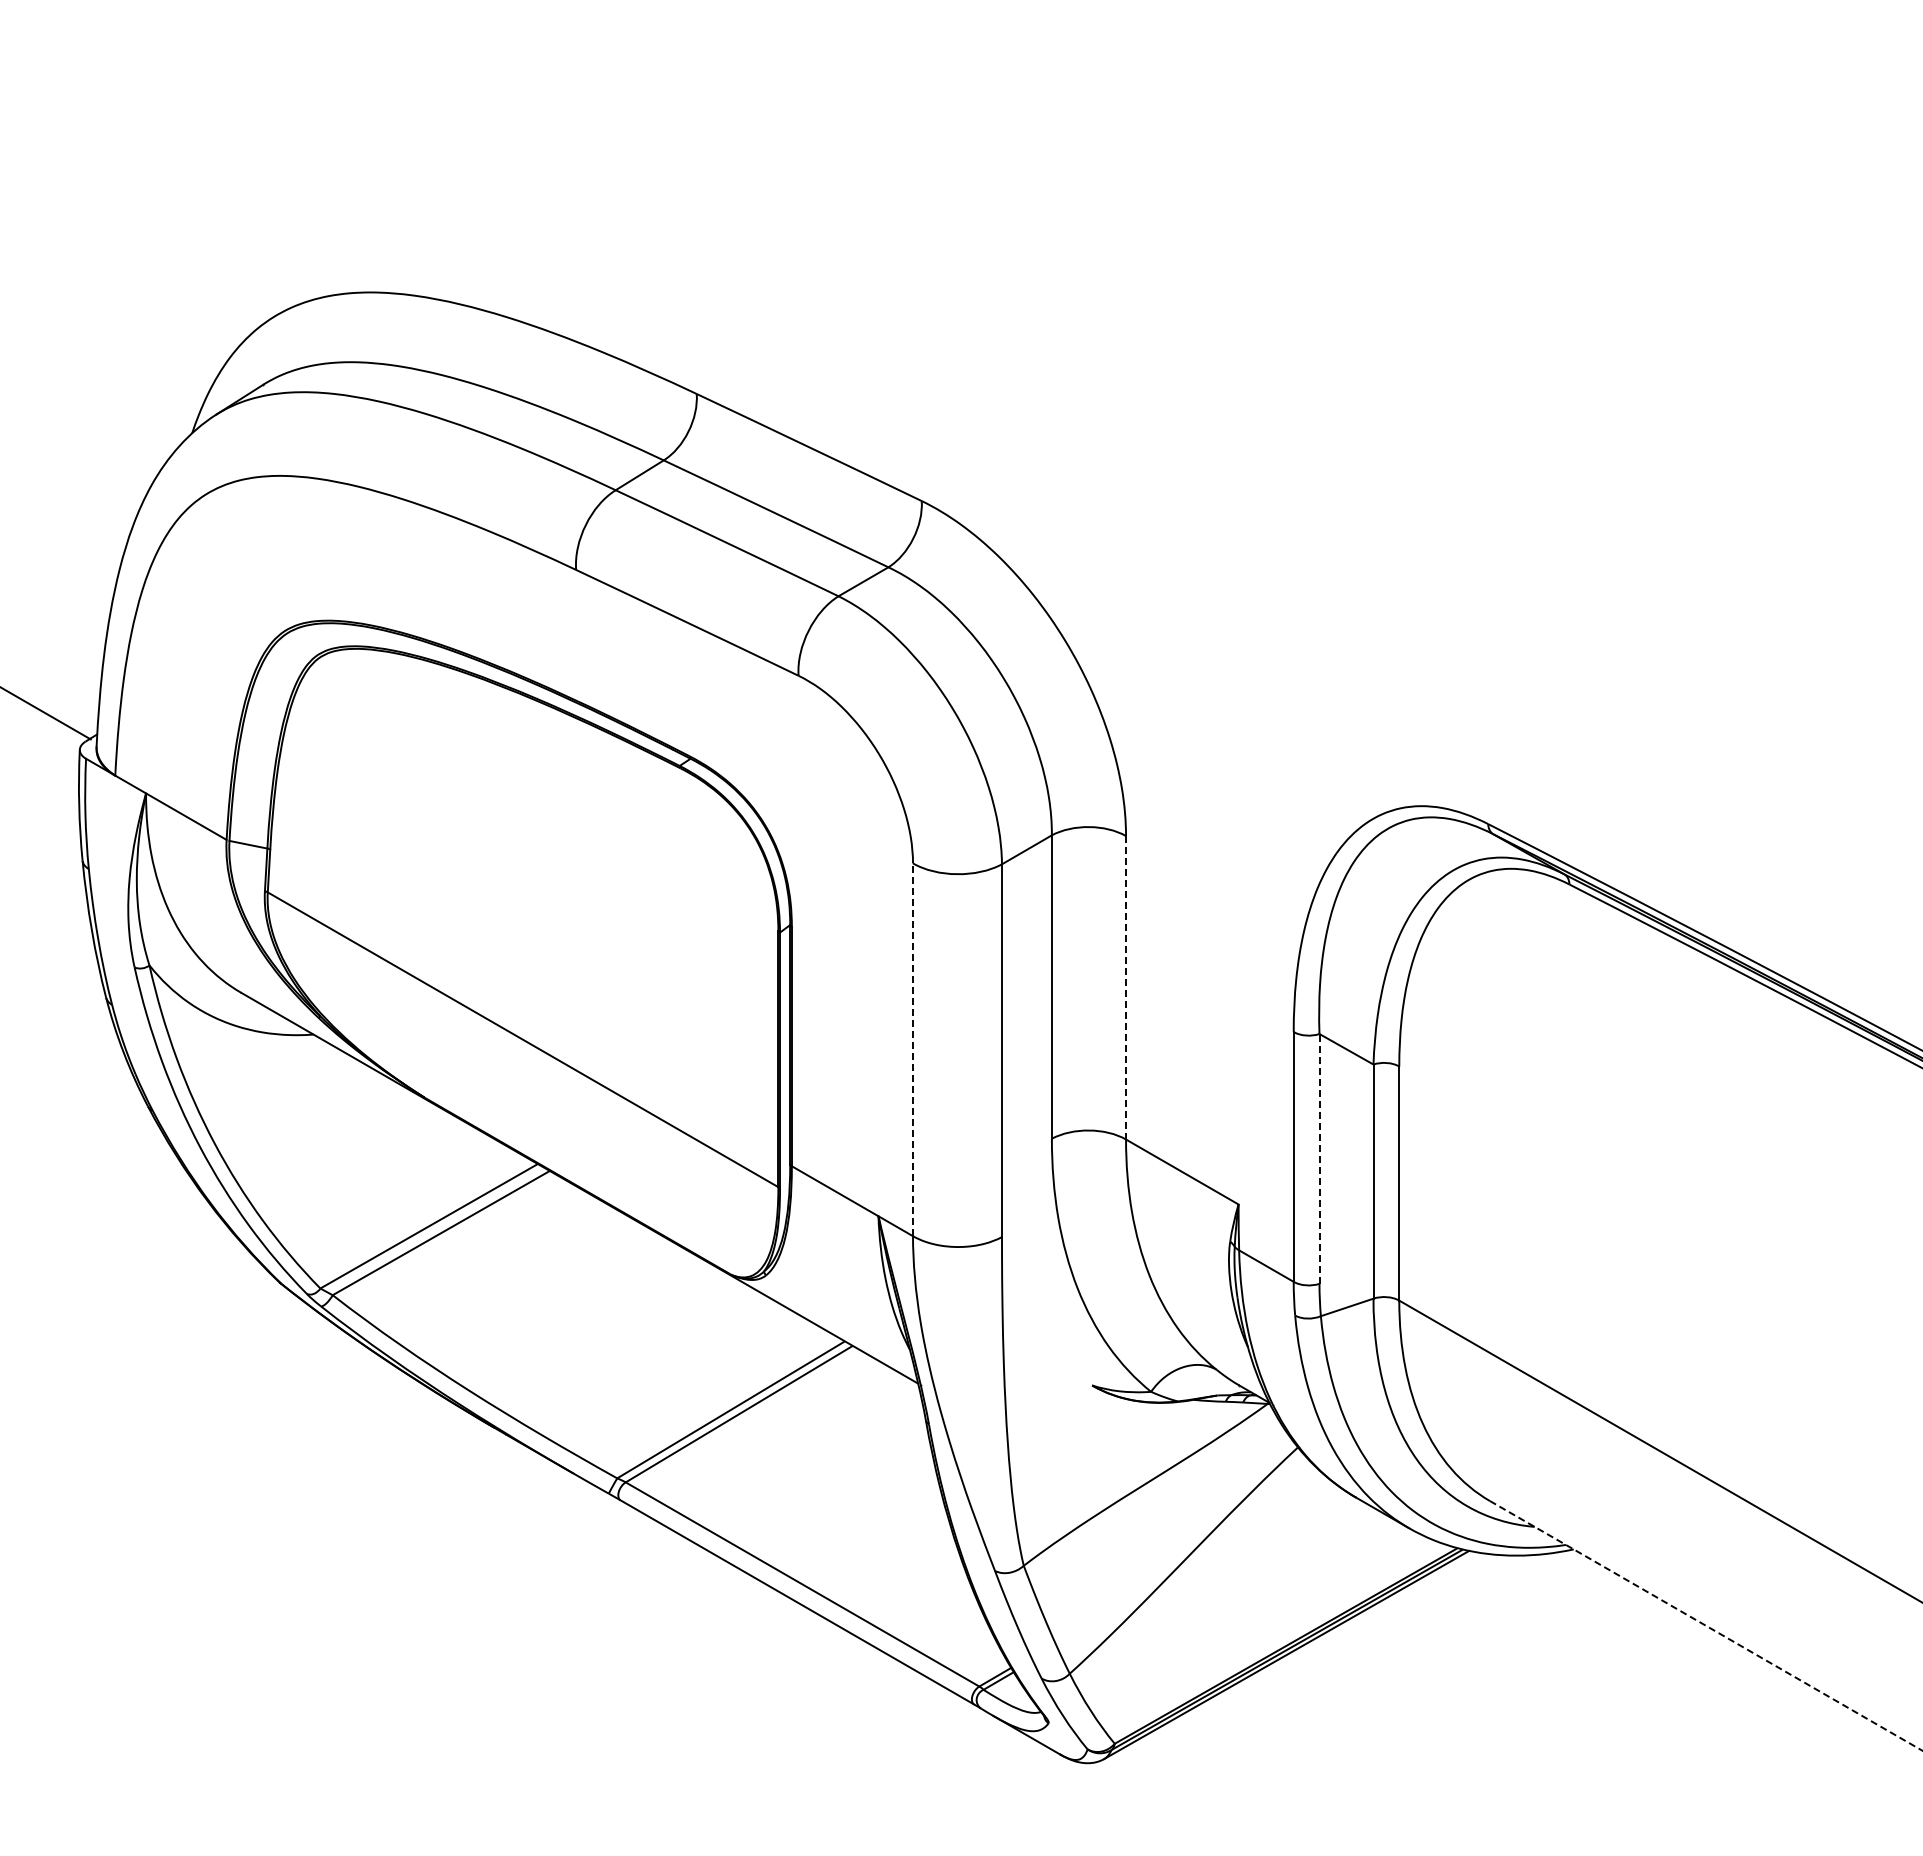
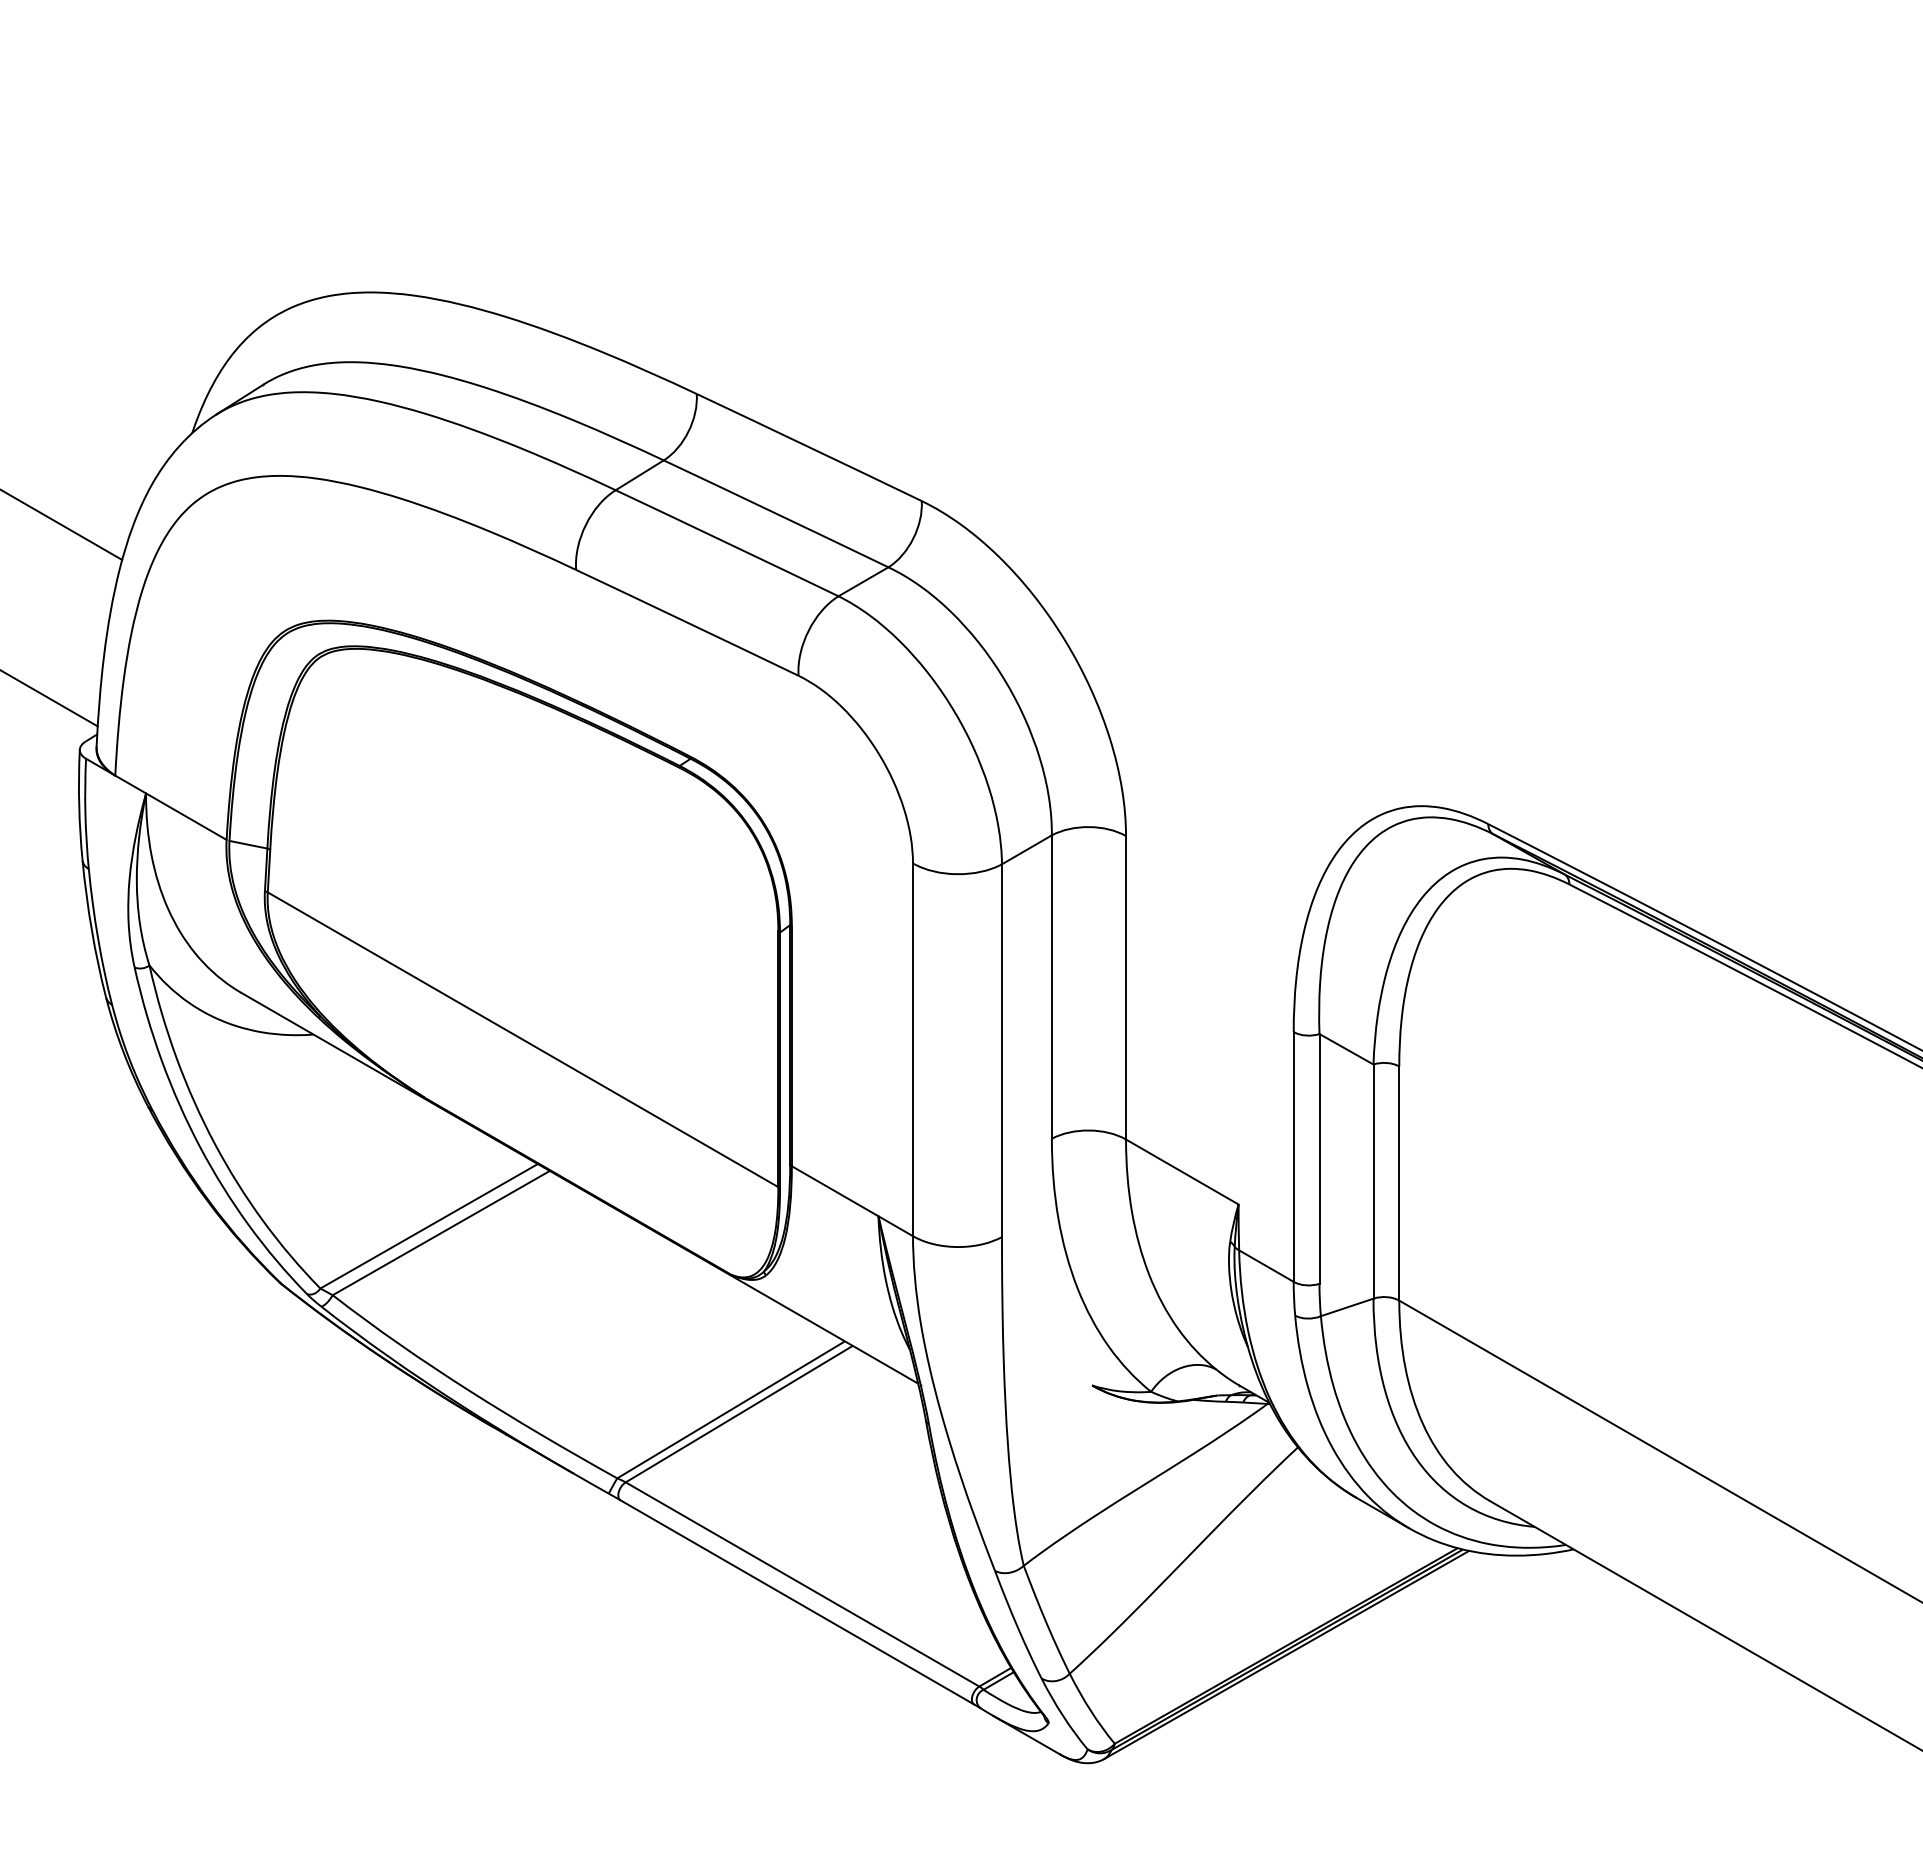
line: none -> present (62, 524)
line position: (46, 713) -> (49, 698) (49, 698)
line: dashed -> solid (1126, 987)
line: dashed -> solid (913, 1049)
line: dashed -> solid (1319, 1158)
line: dashed -> solid (1706, 1626)
